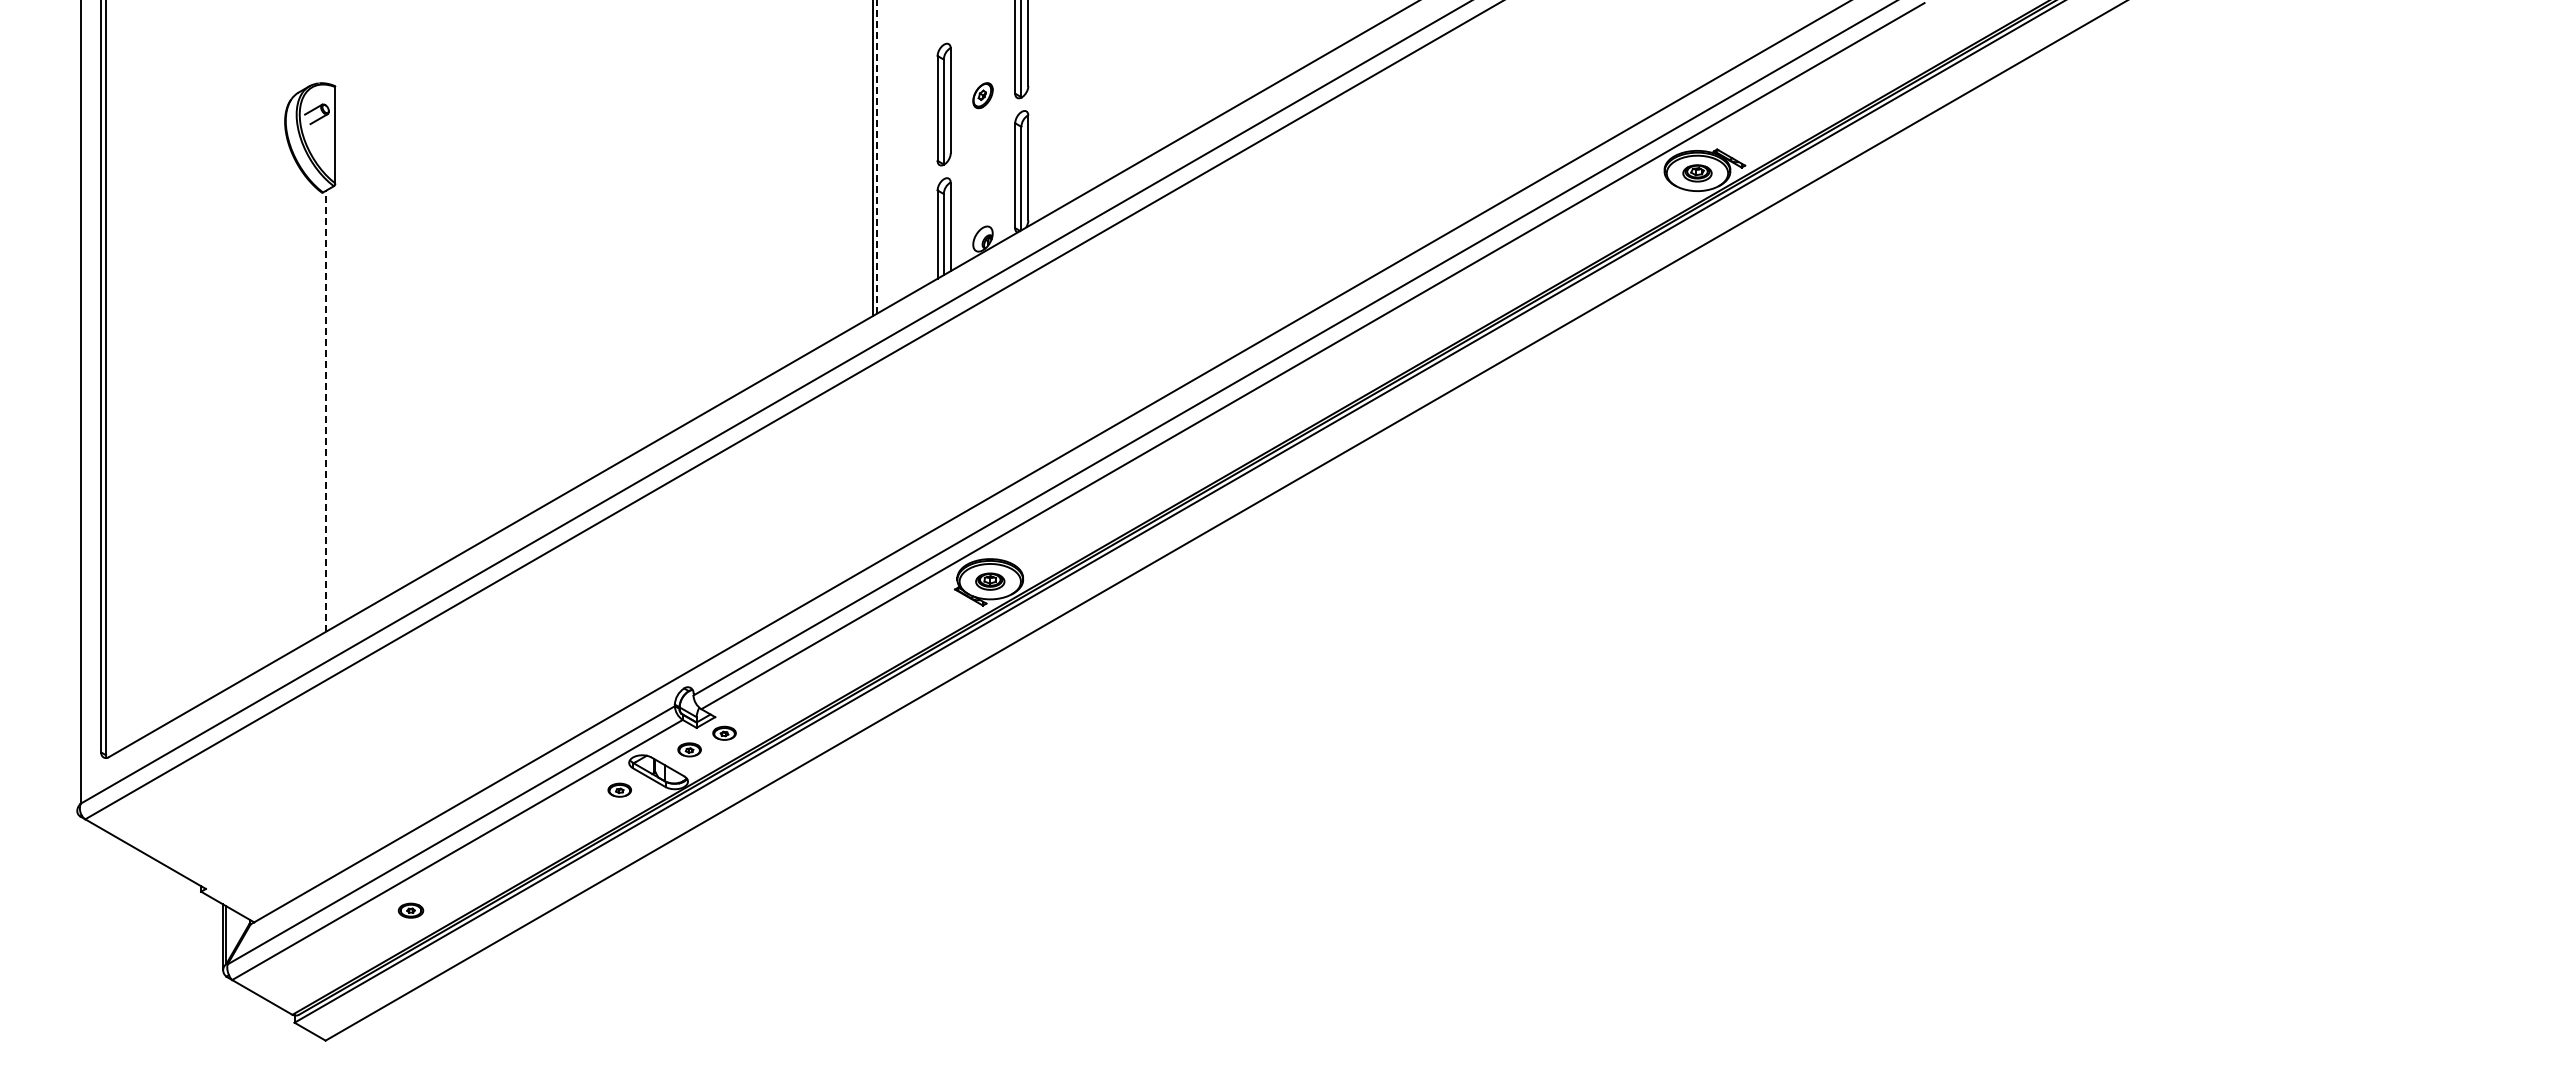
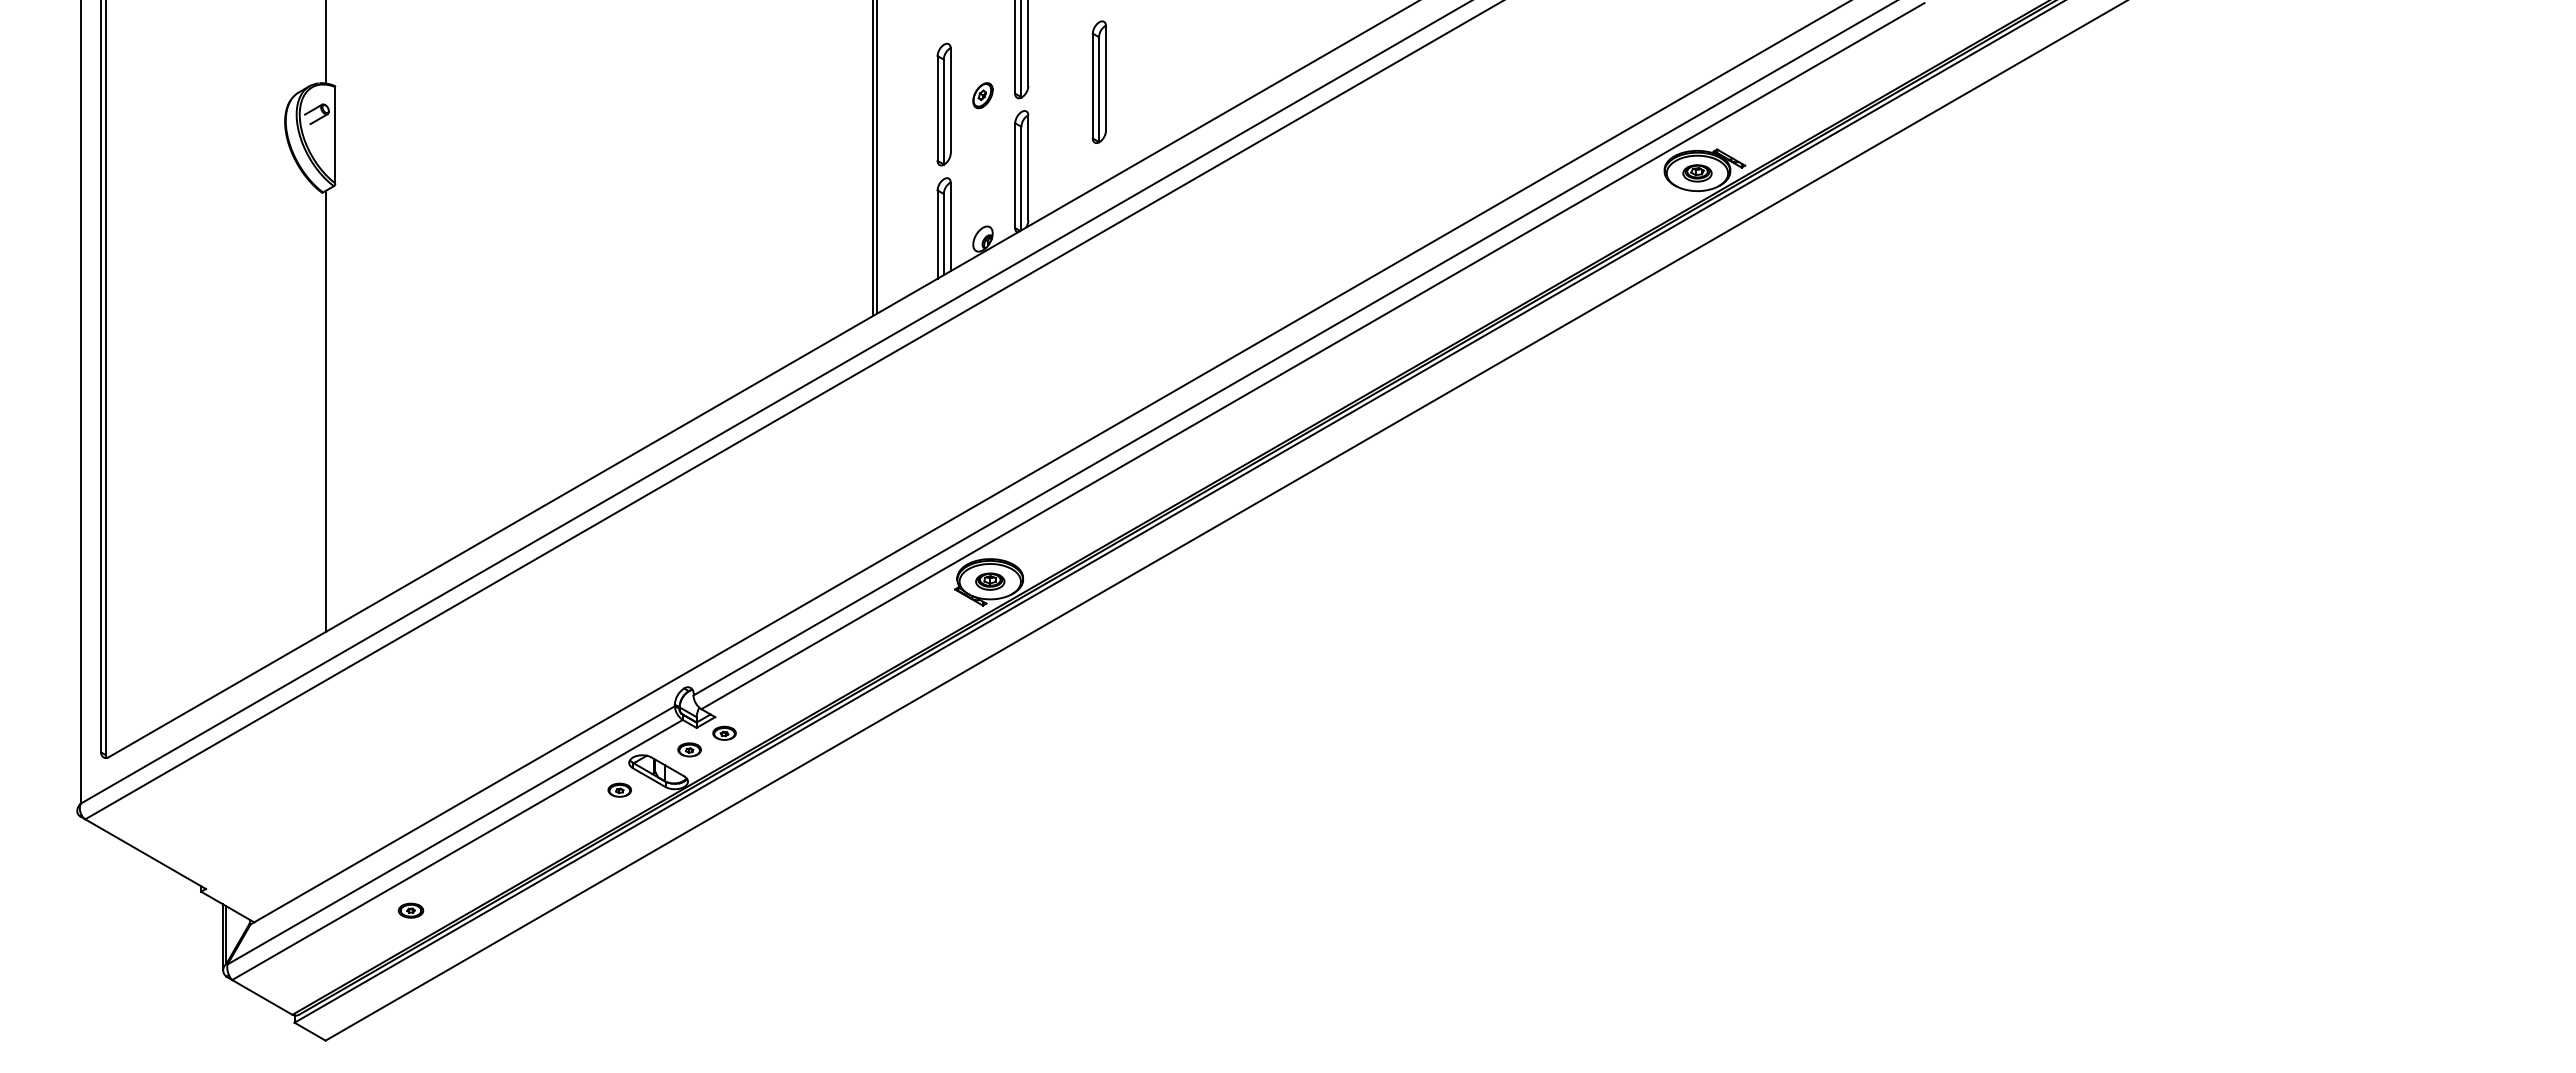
line: none -> present (326, 42)
part: none -> present (1098, 81)
line: dashed -> solid (877, 157)
line: dashed -> solid (326, 411)
